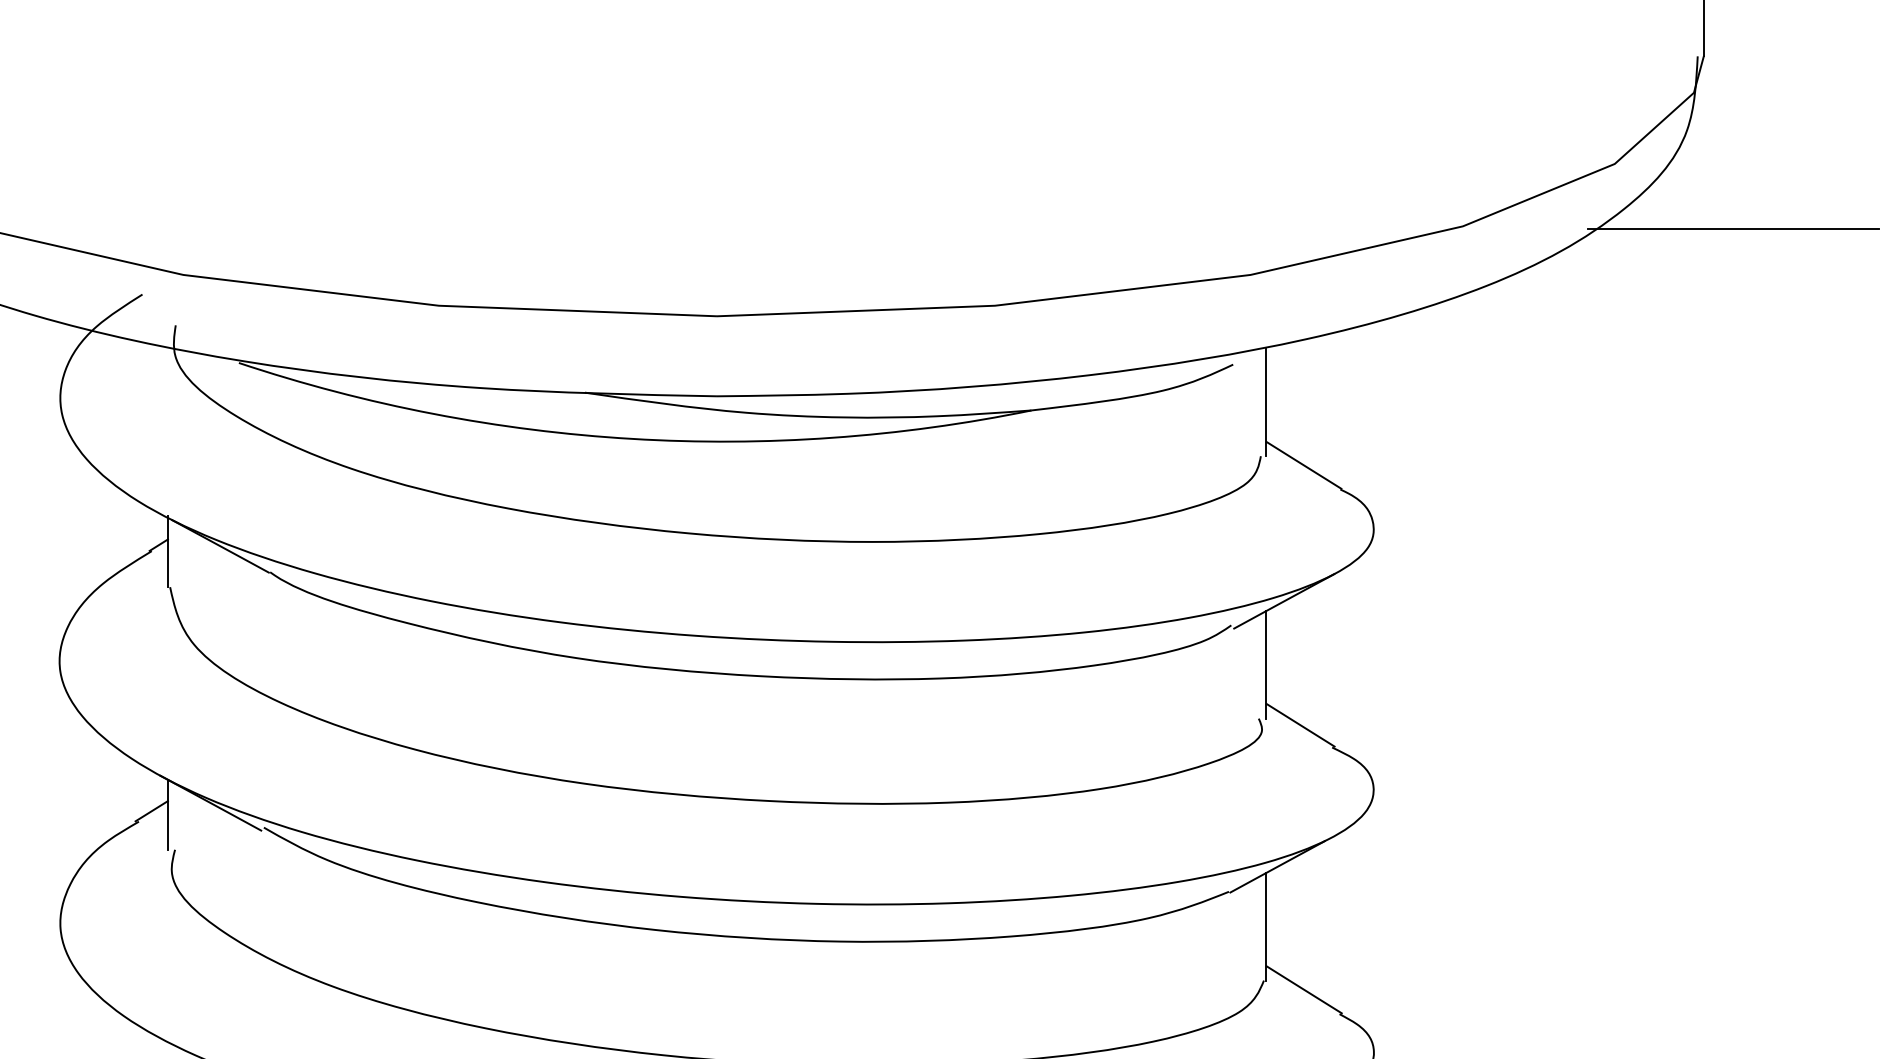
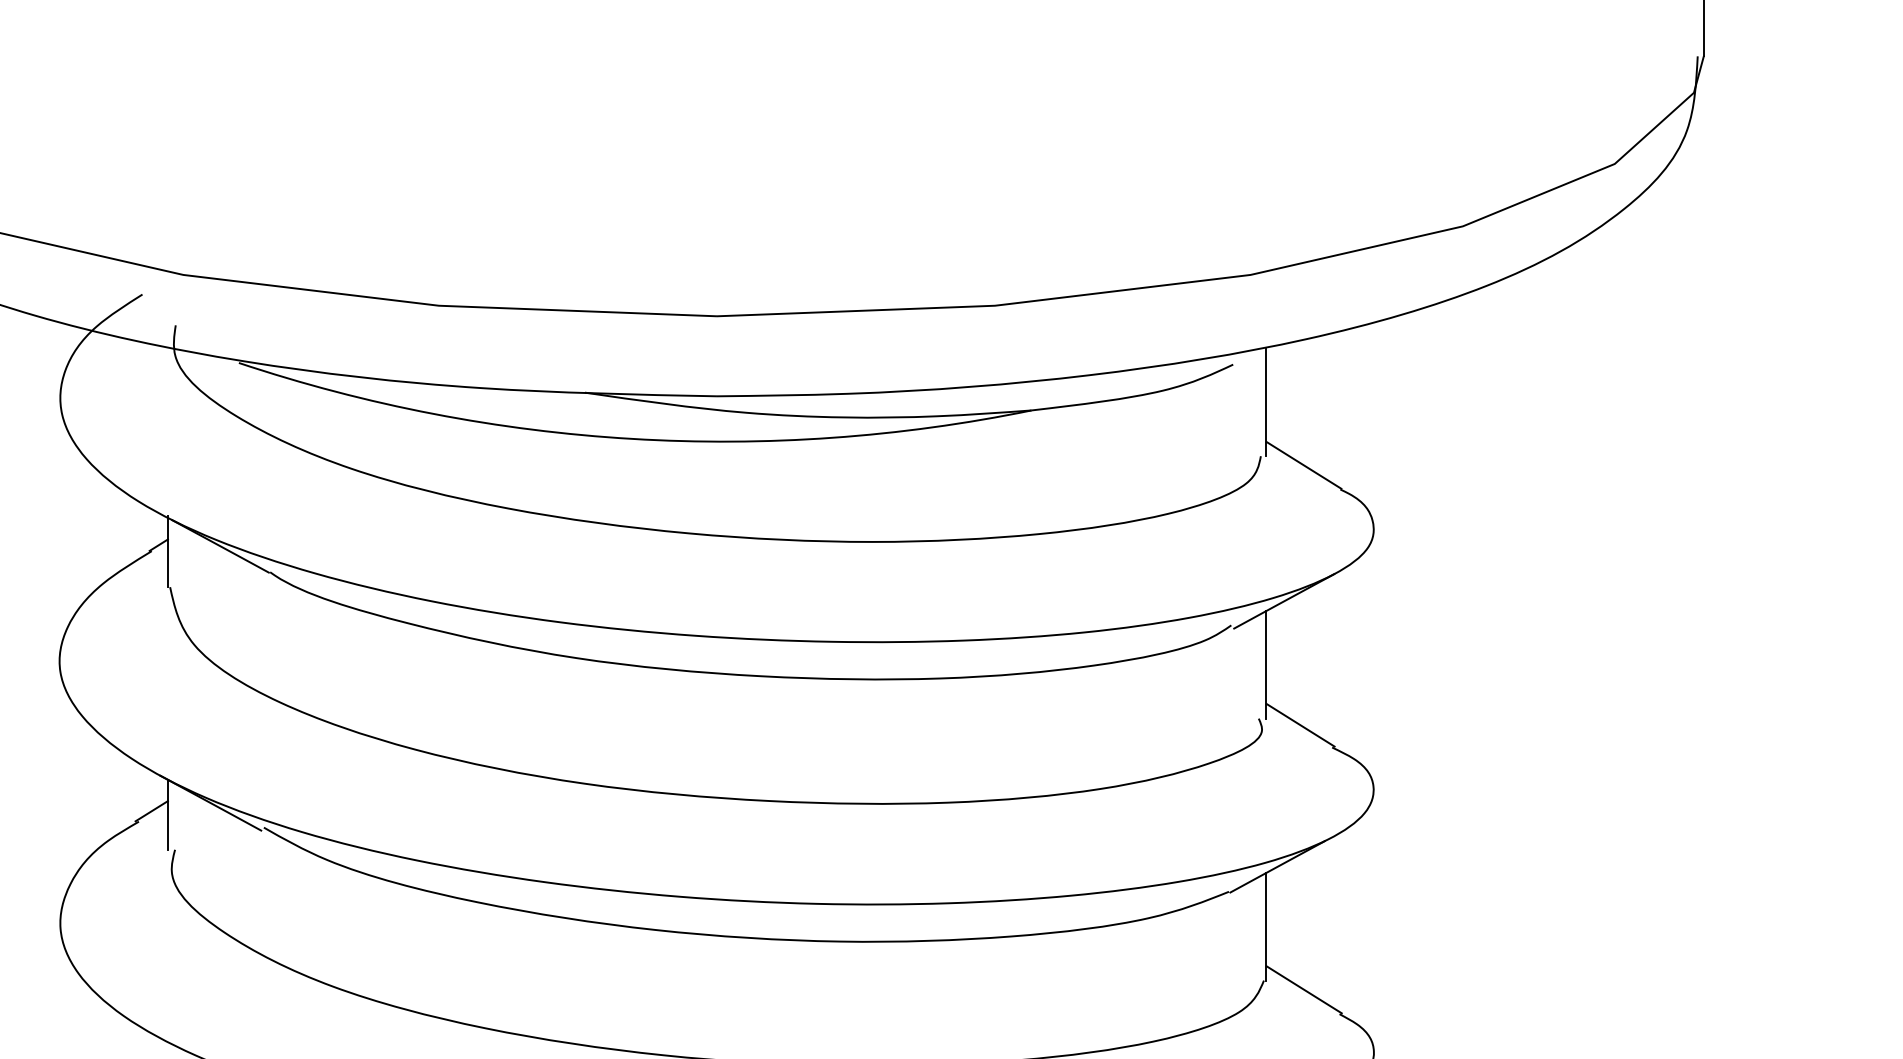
line: present -> none (1733, 229)
